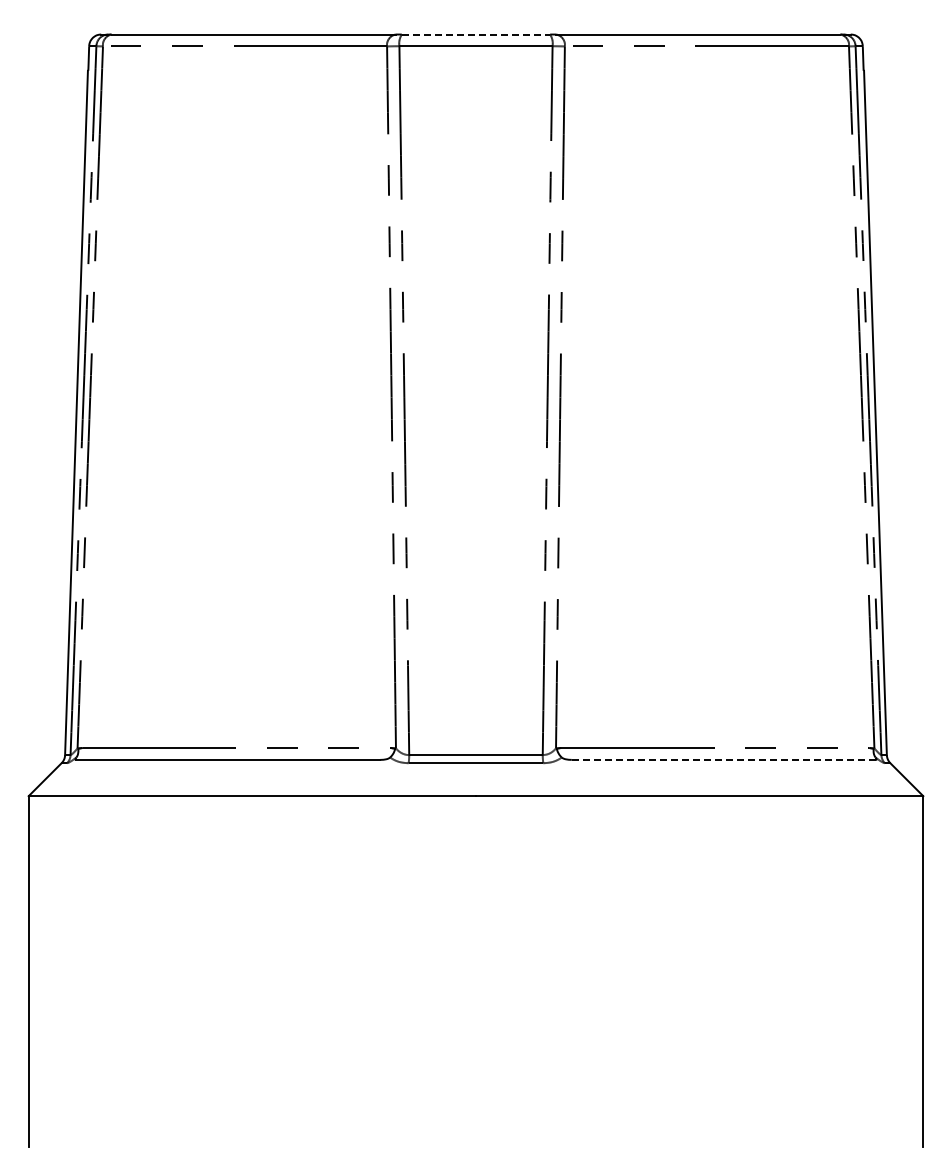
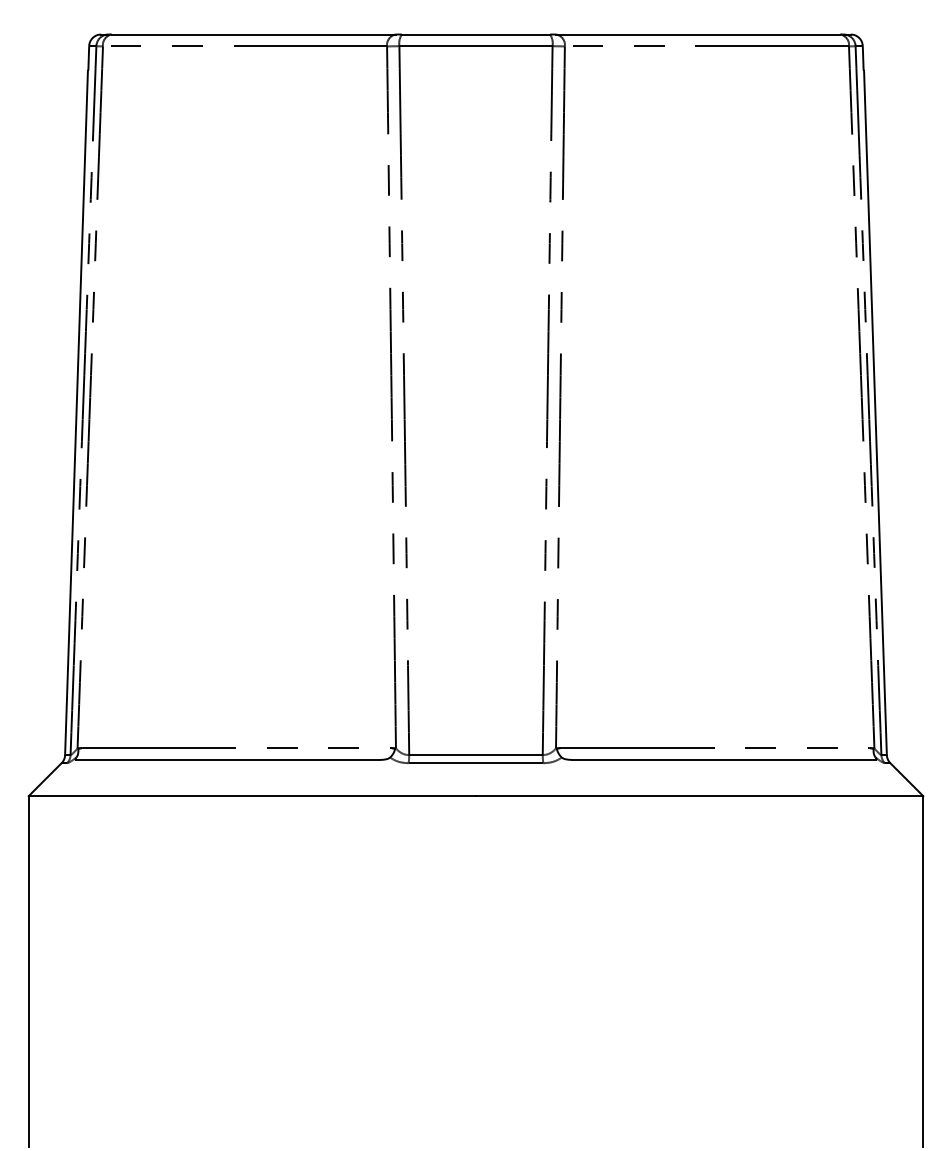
line: dashed -> solid (476, 34)
line: dashed -> solid (723, 759)
